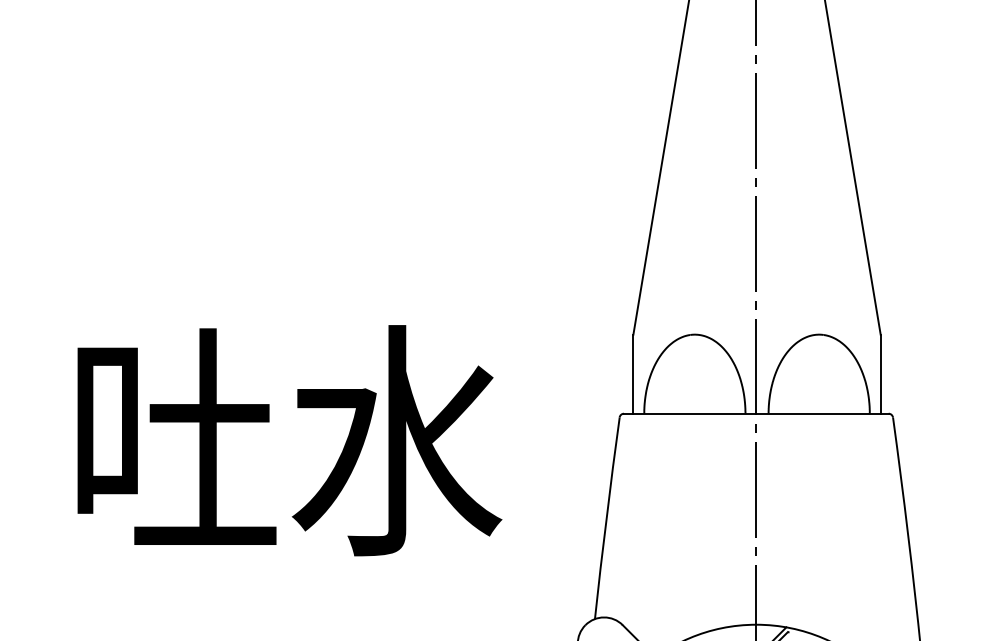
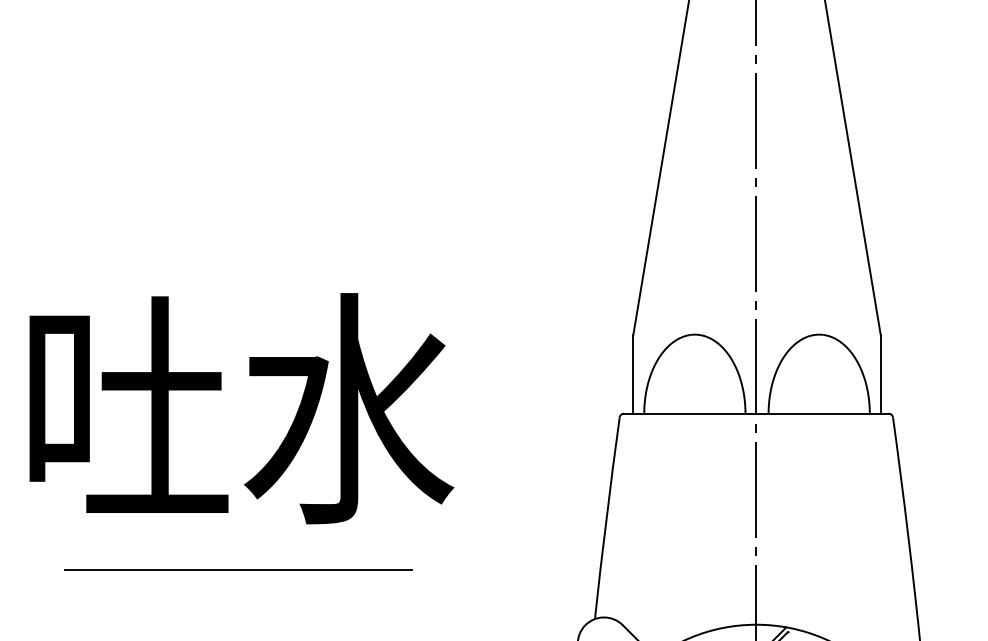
text position: (289, 440) -> (241, 408) (241, 408)
line: none -> present (238, 569)
